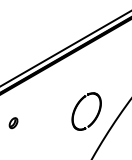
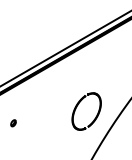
part size: 11x13 px -> 7x9 px (13, 123)
